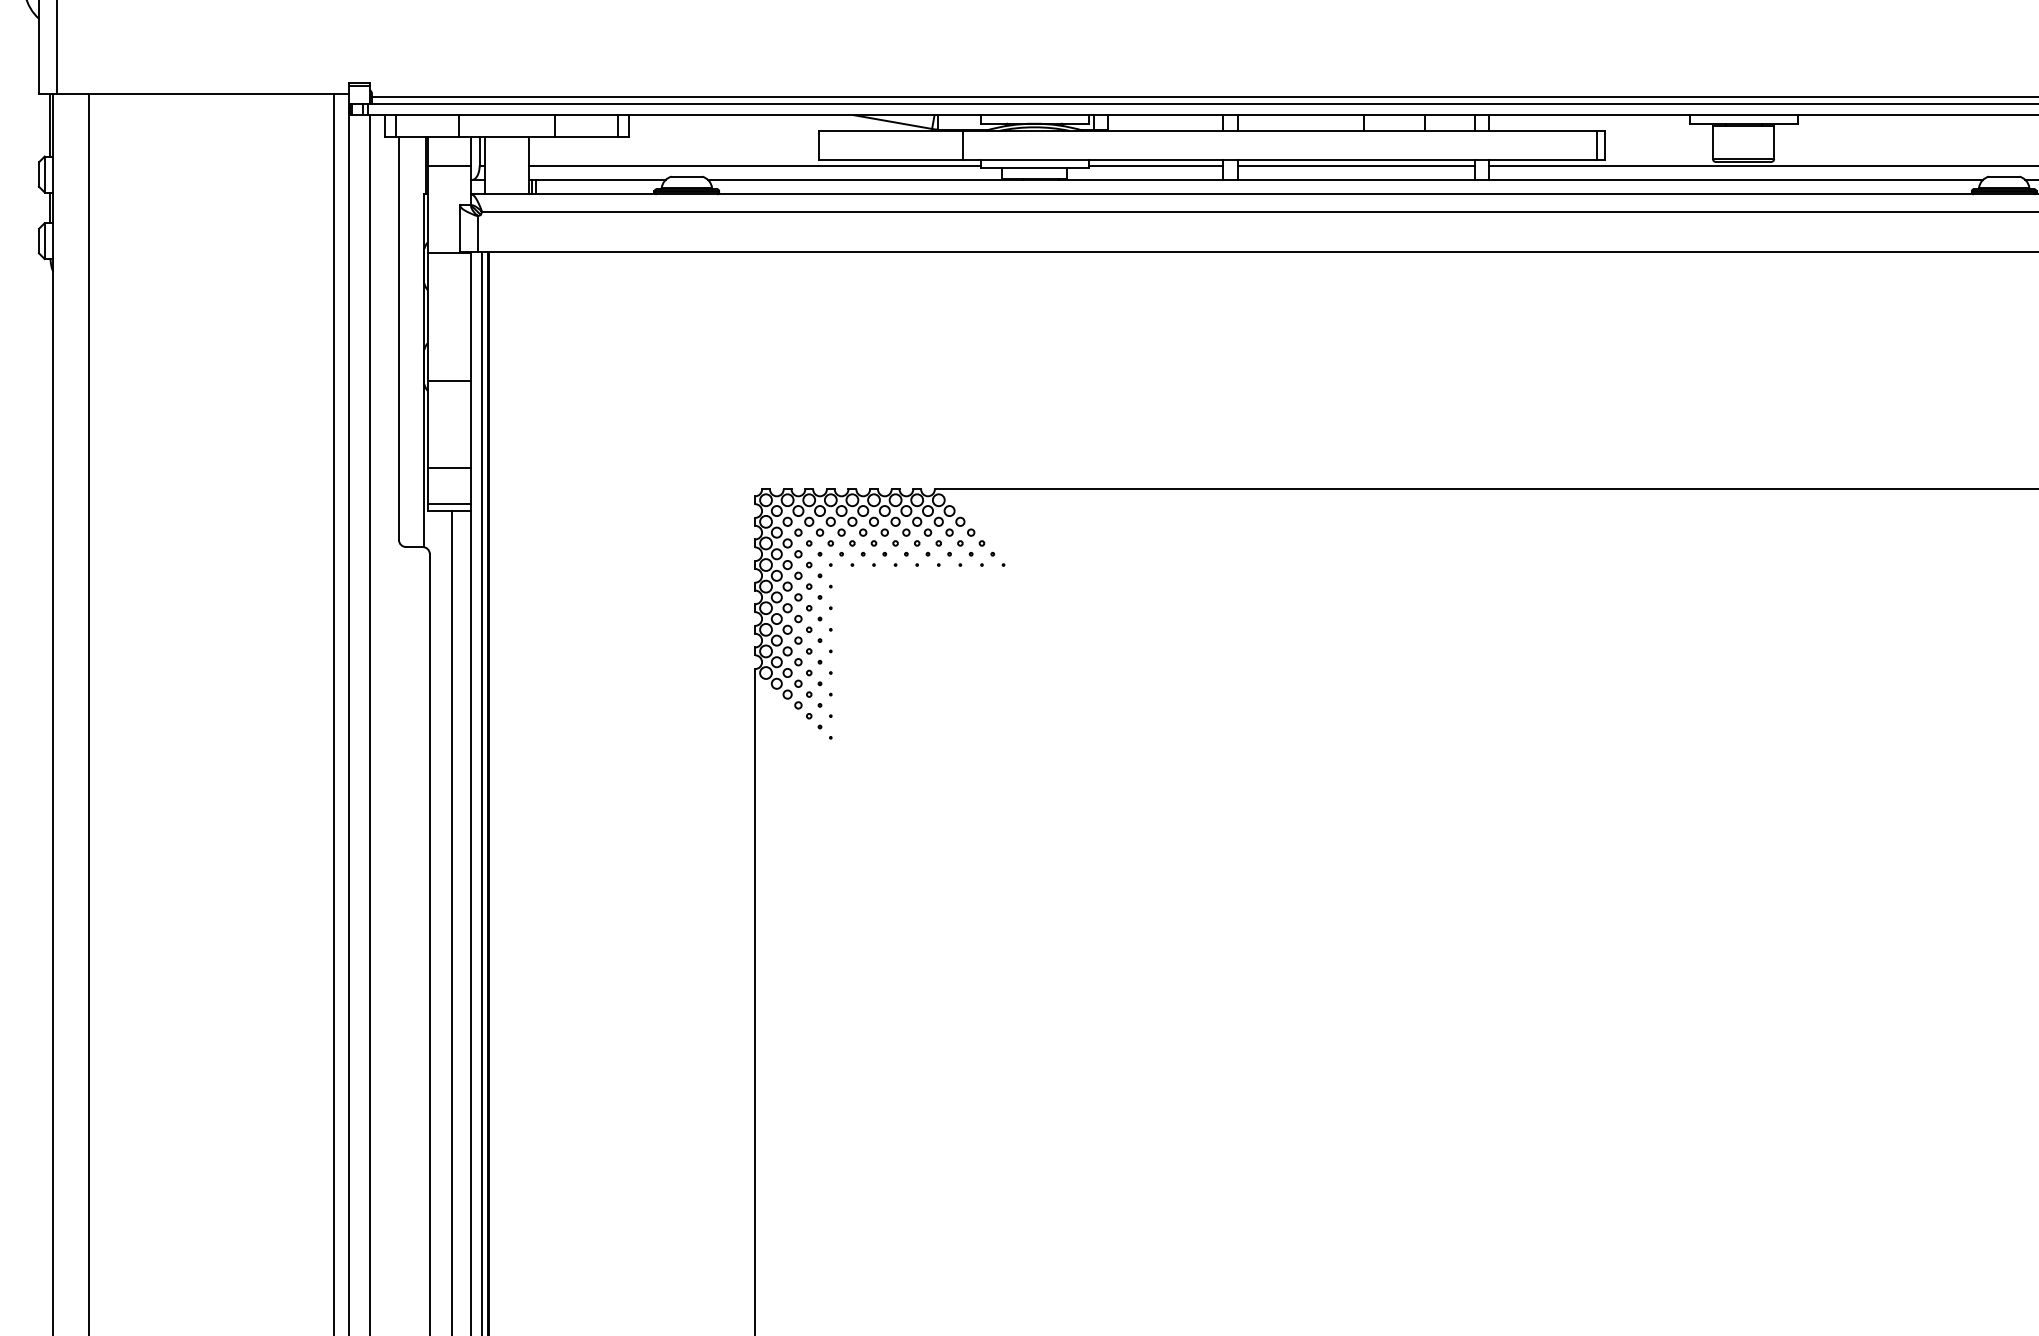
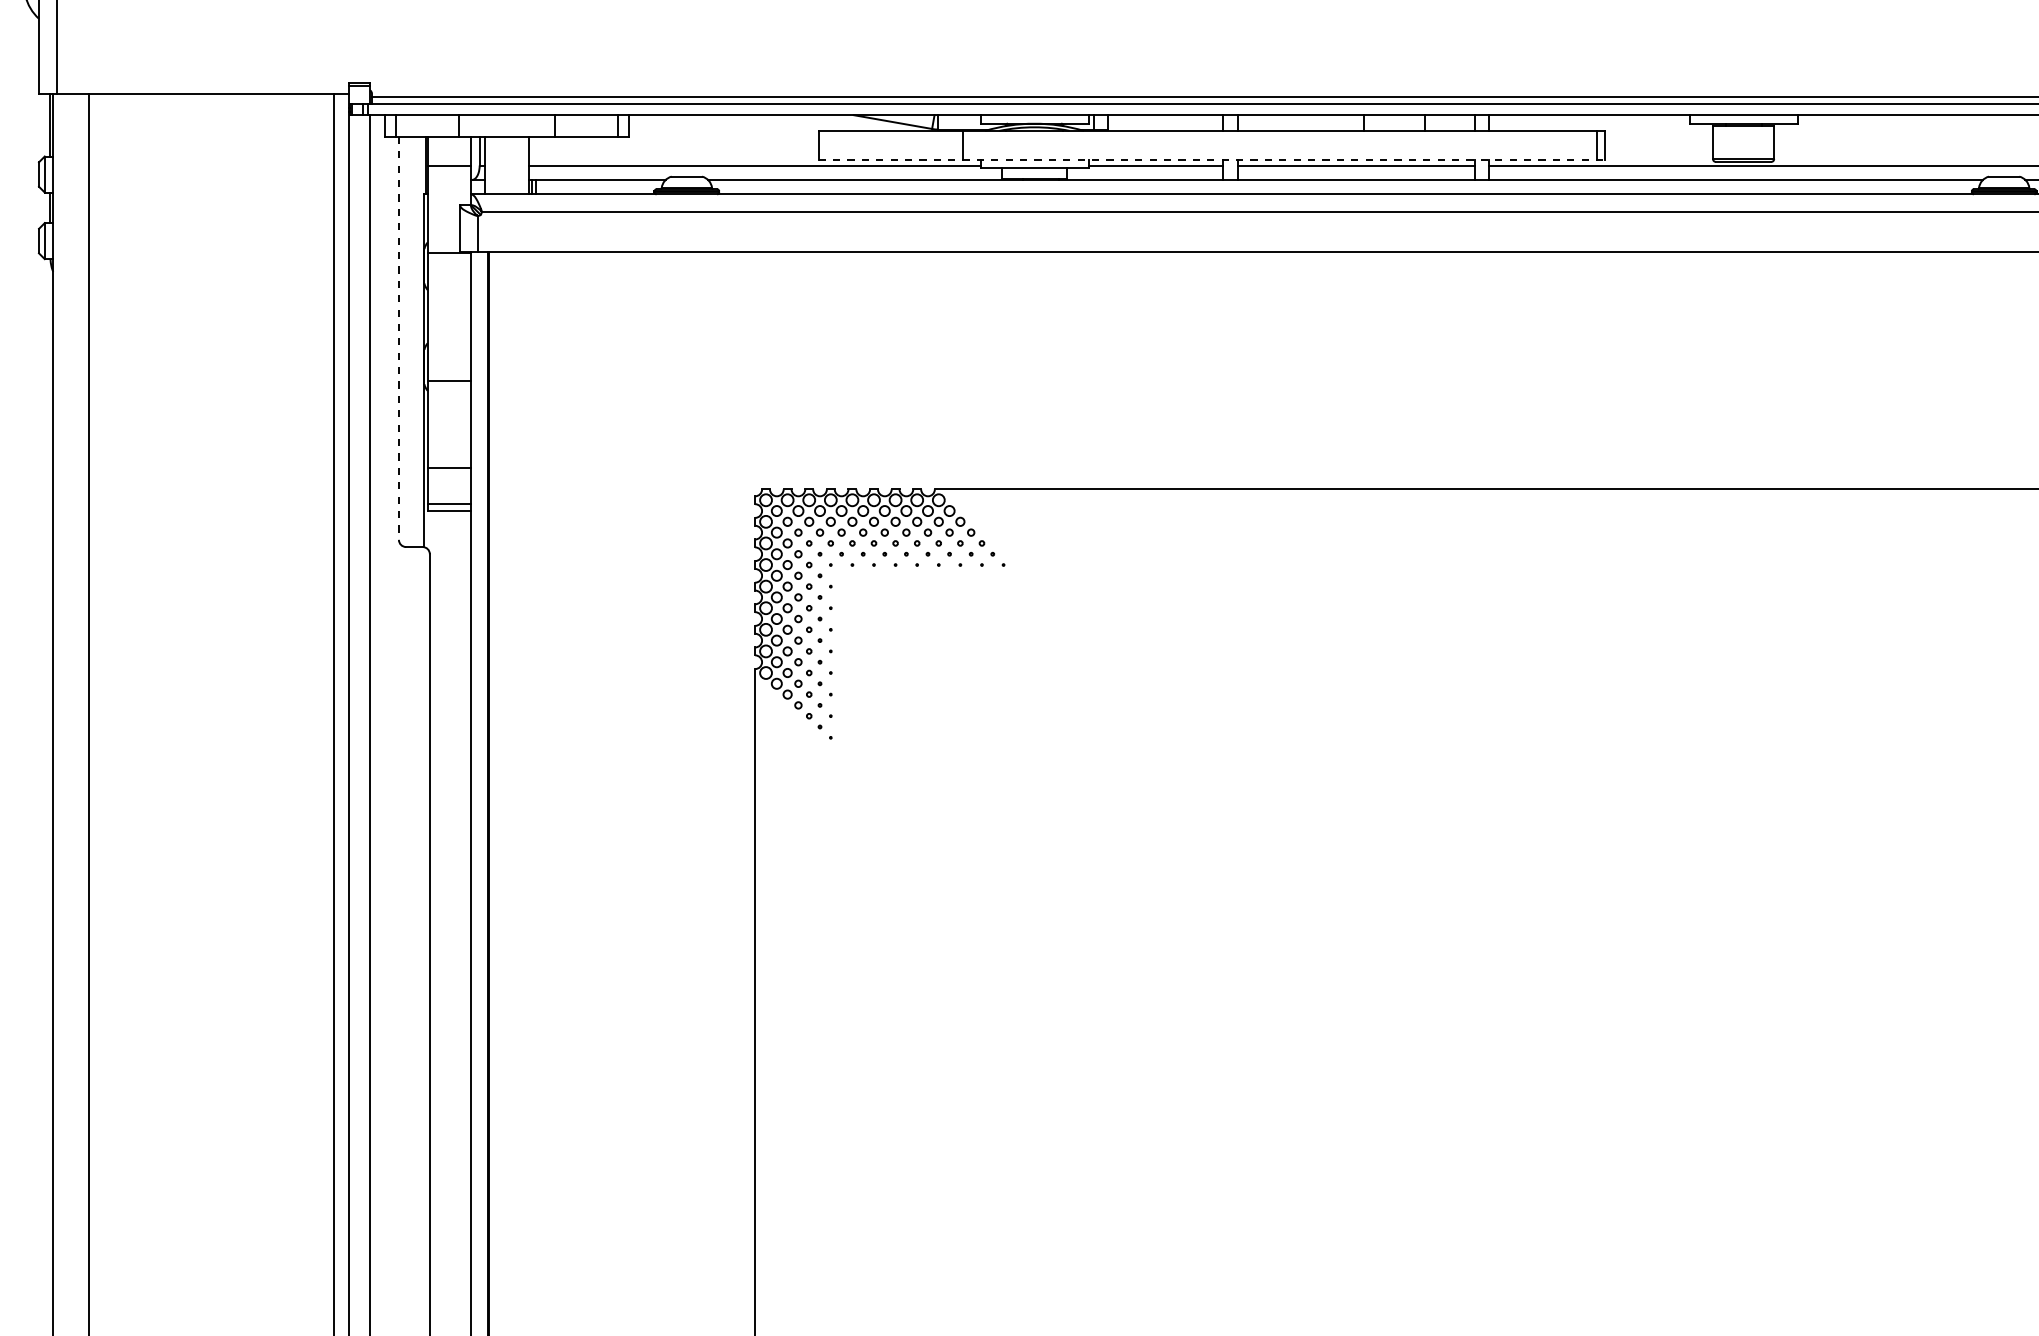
line: solid -> dashed (1211, 159)
line: solid -> dashed (398, 338)
line: present -> none (481, 791)
line: present -> none (452, 921)
